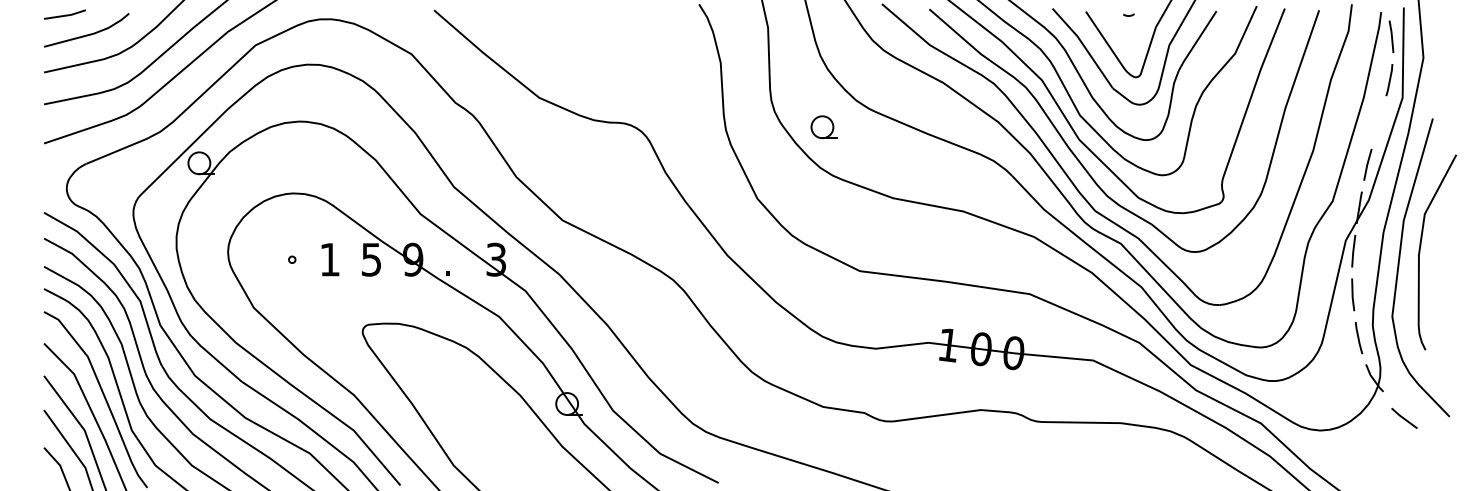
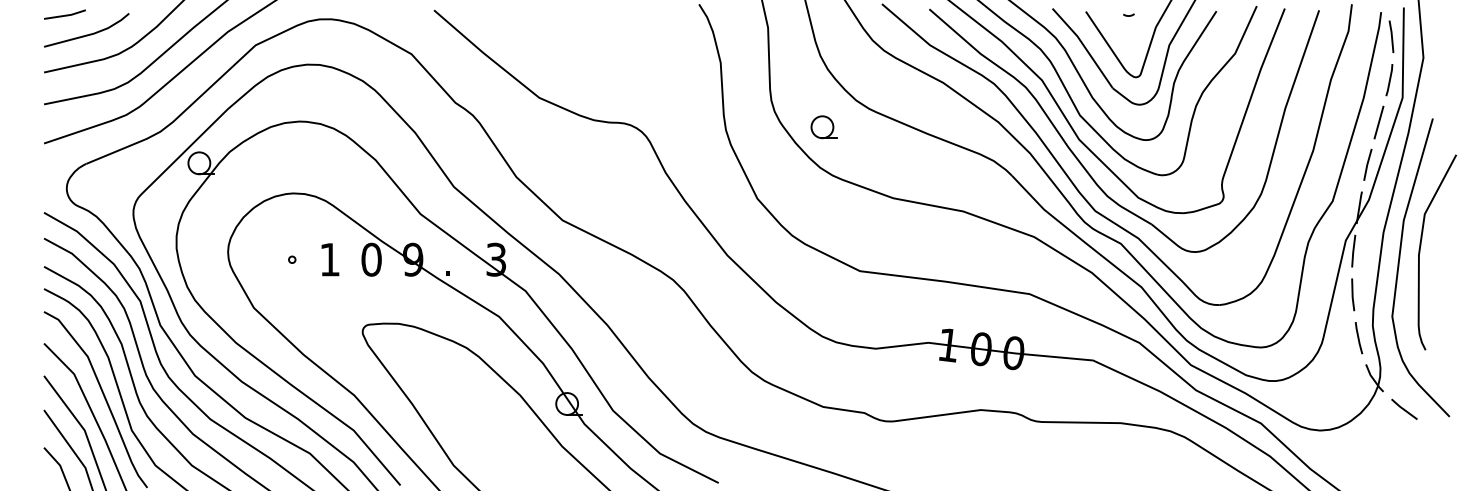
line: none -> present (1378, 122)
text: 5 -> 0 (371, 259)
line position: (1404, 417) -> (1404, 408) (1404, 408)
